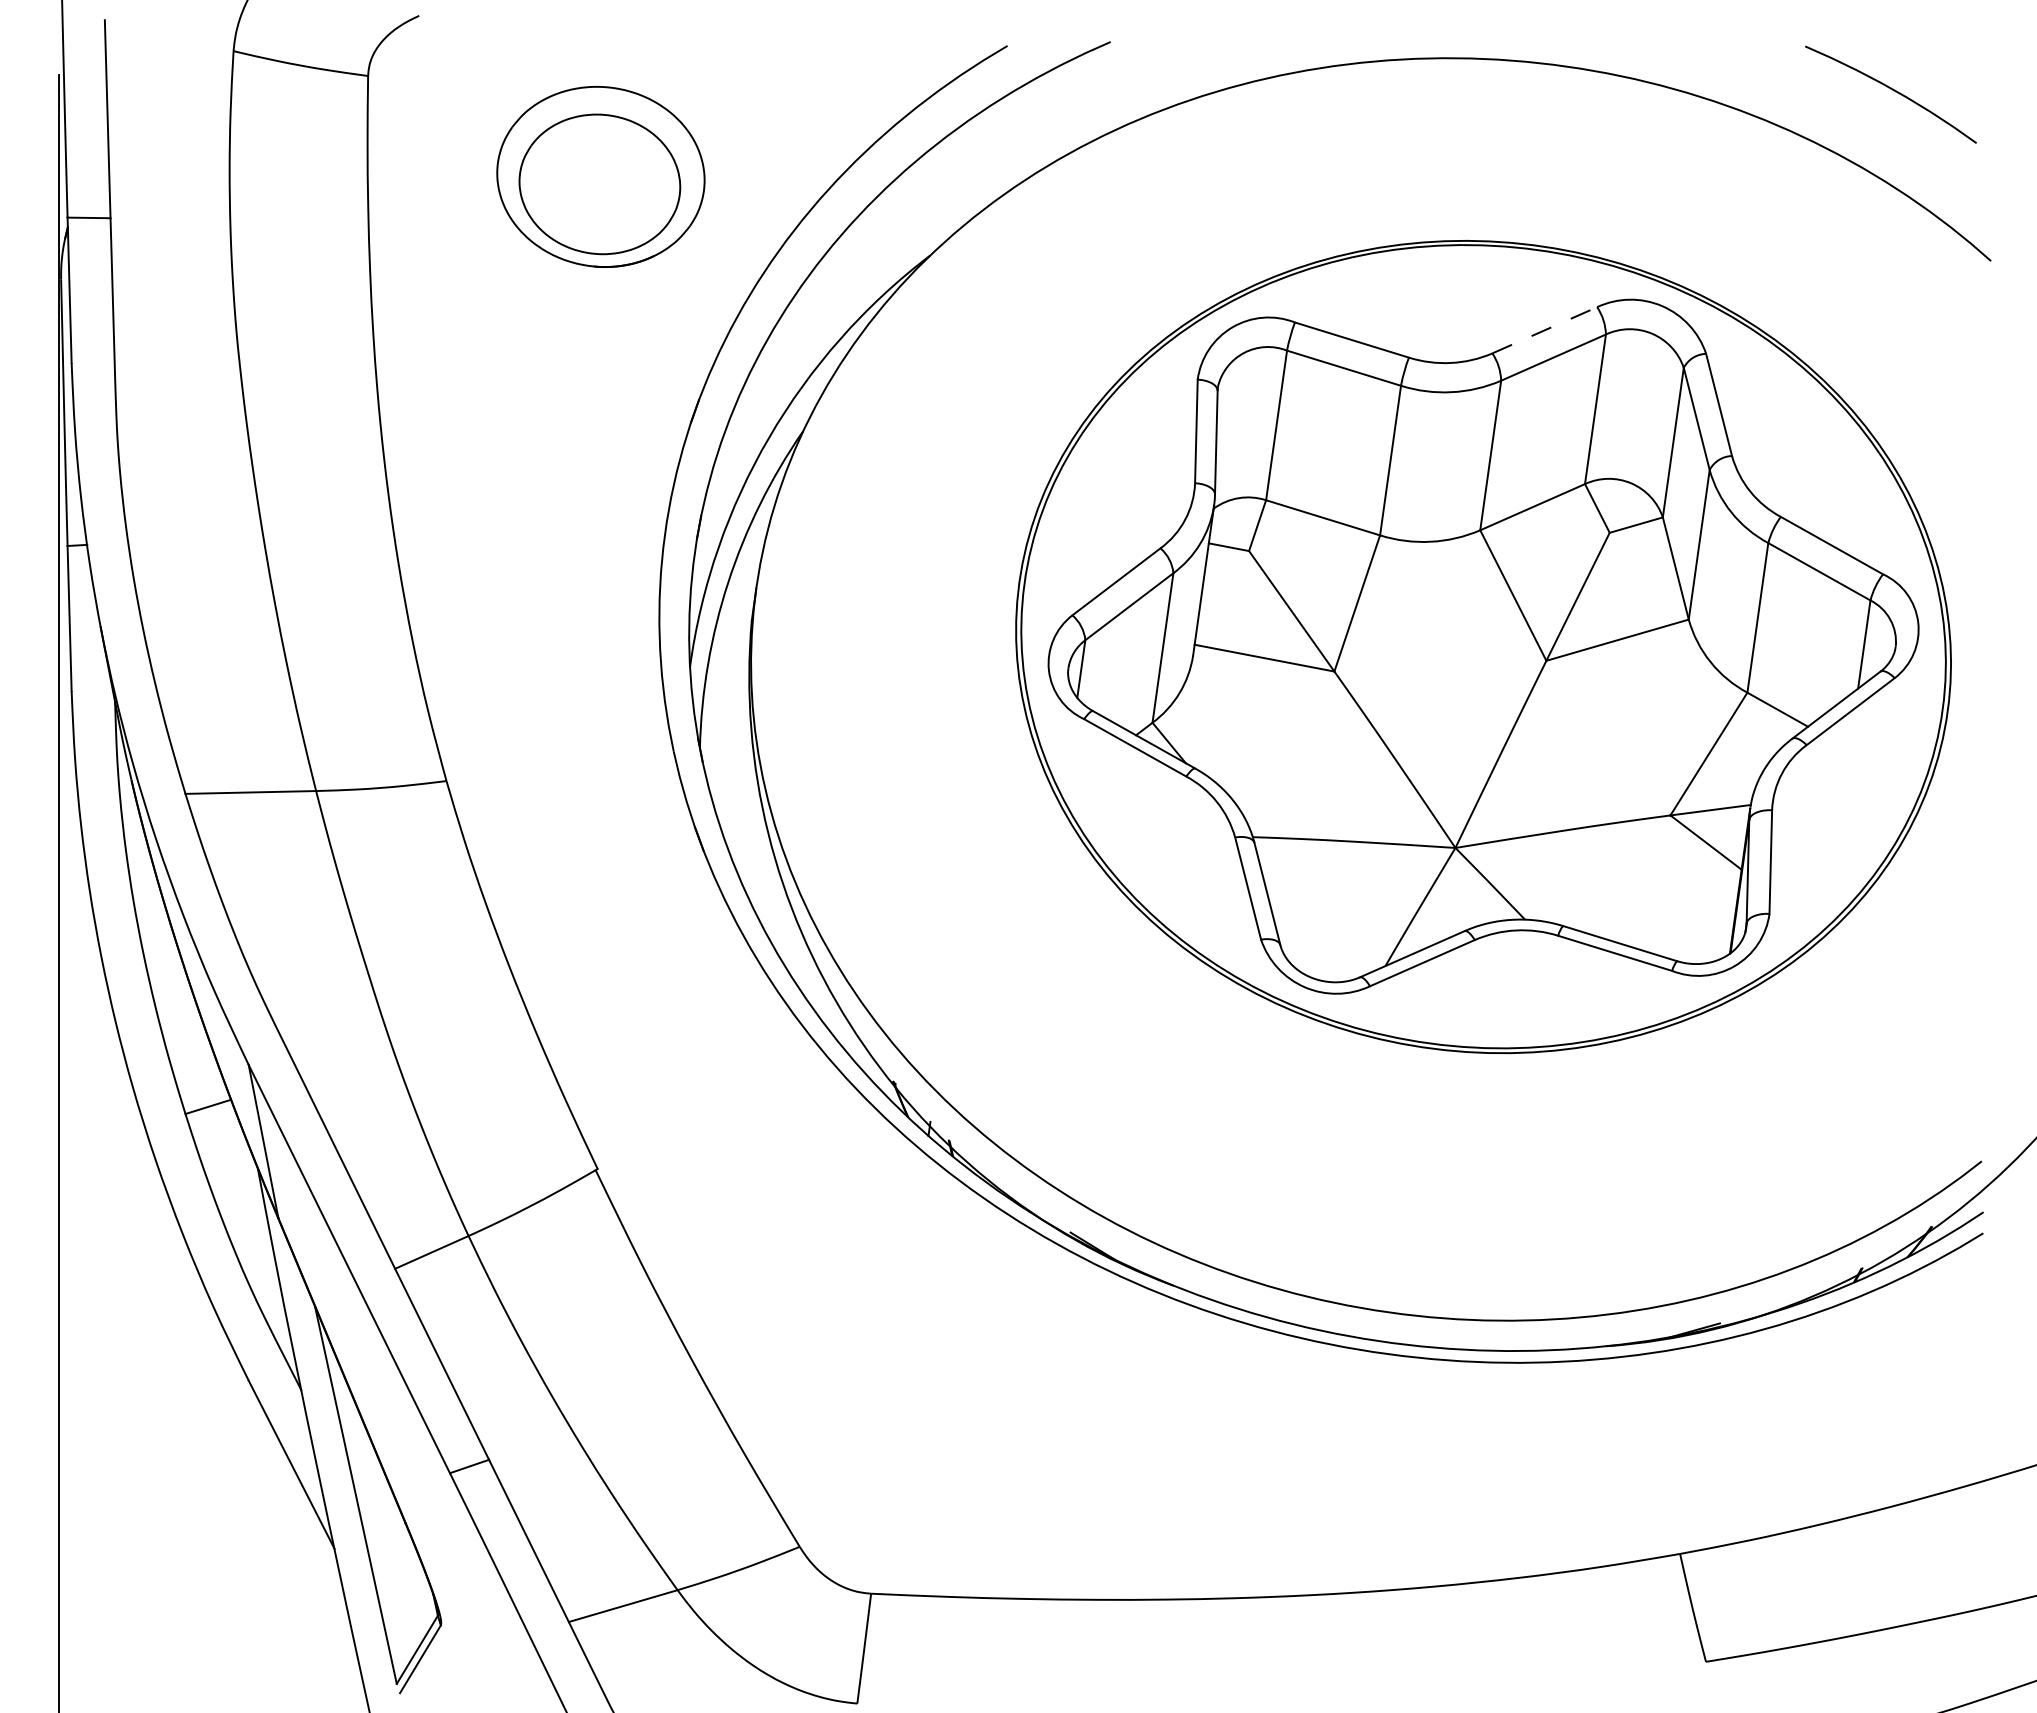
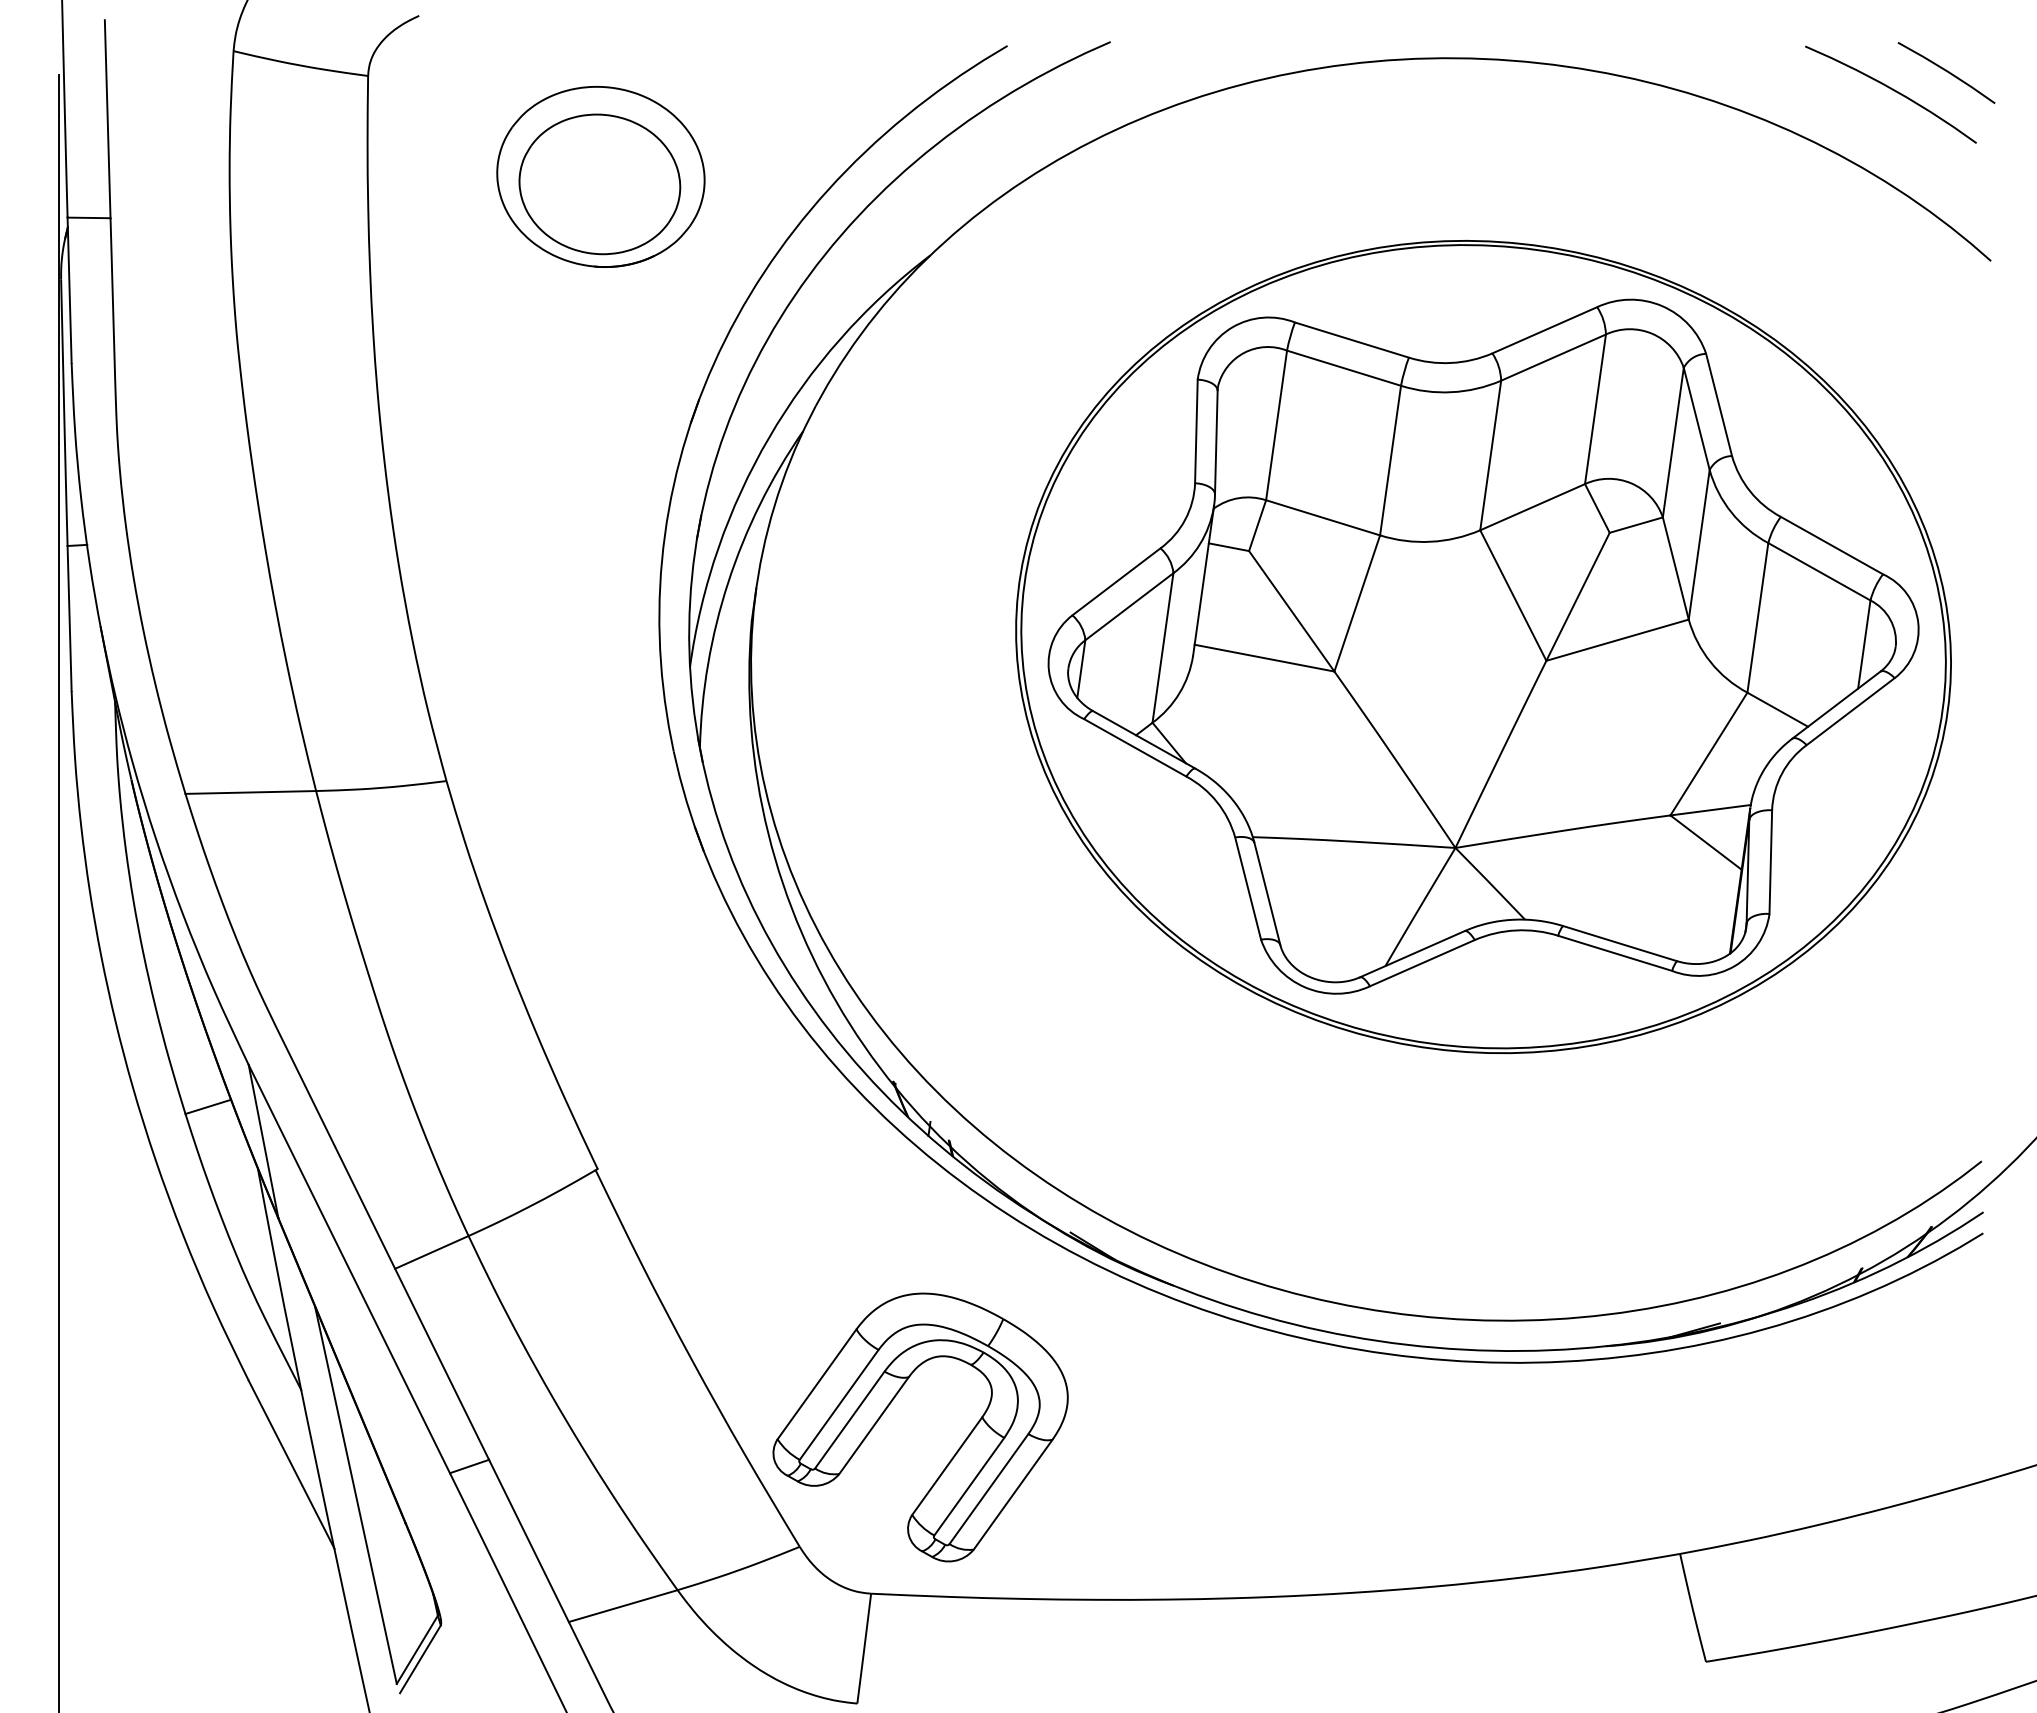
line: none -> present (1946, 71)
line: dashed -> solid (1545, 330)
part: none -> present (891, 1403)
